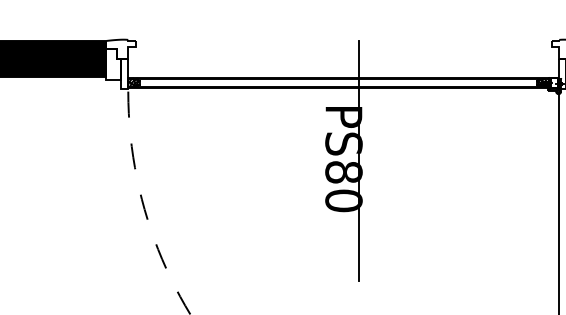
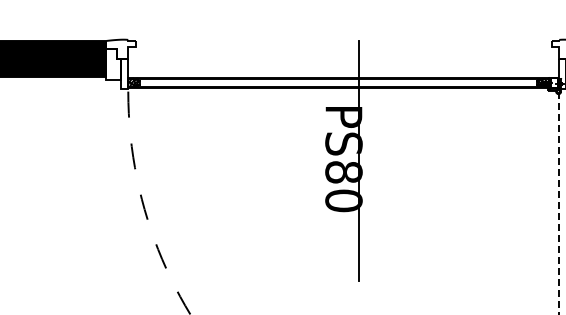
line: solid -> dashed (558, 203)
